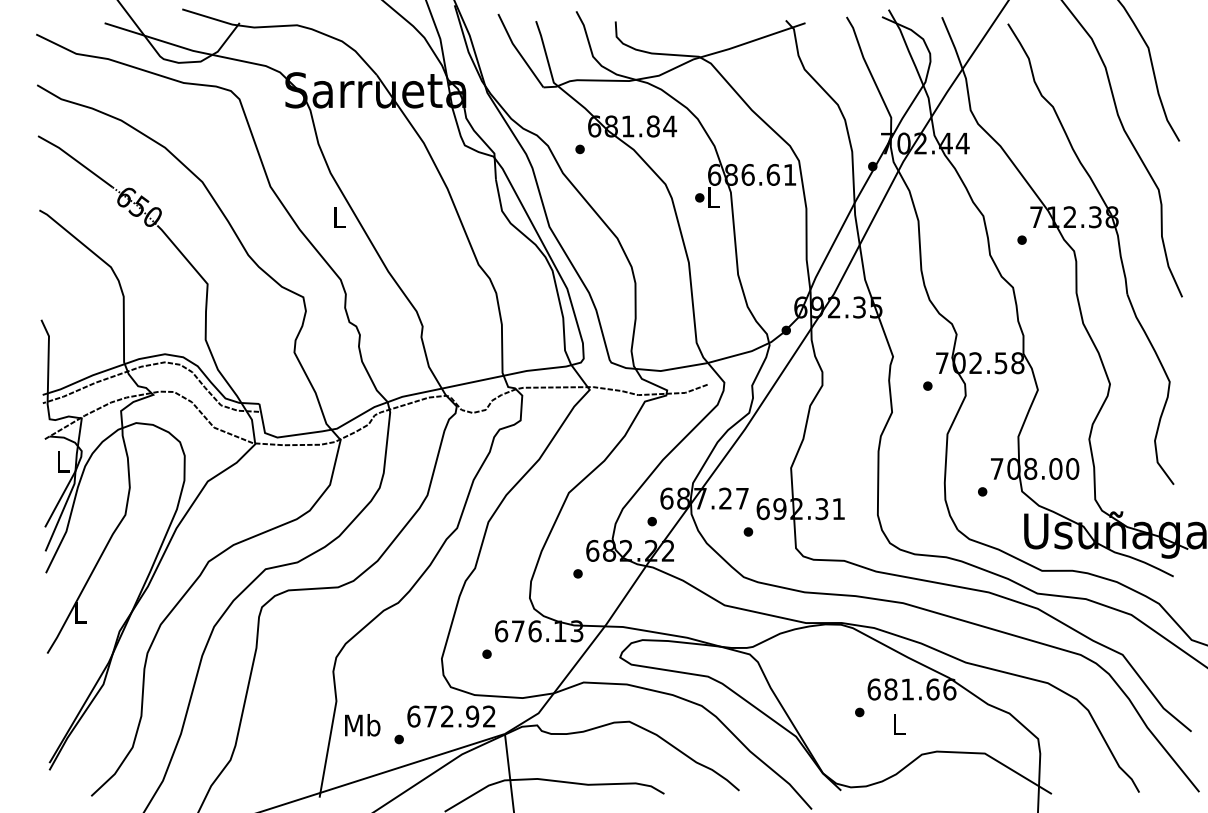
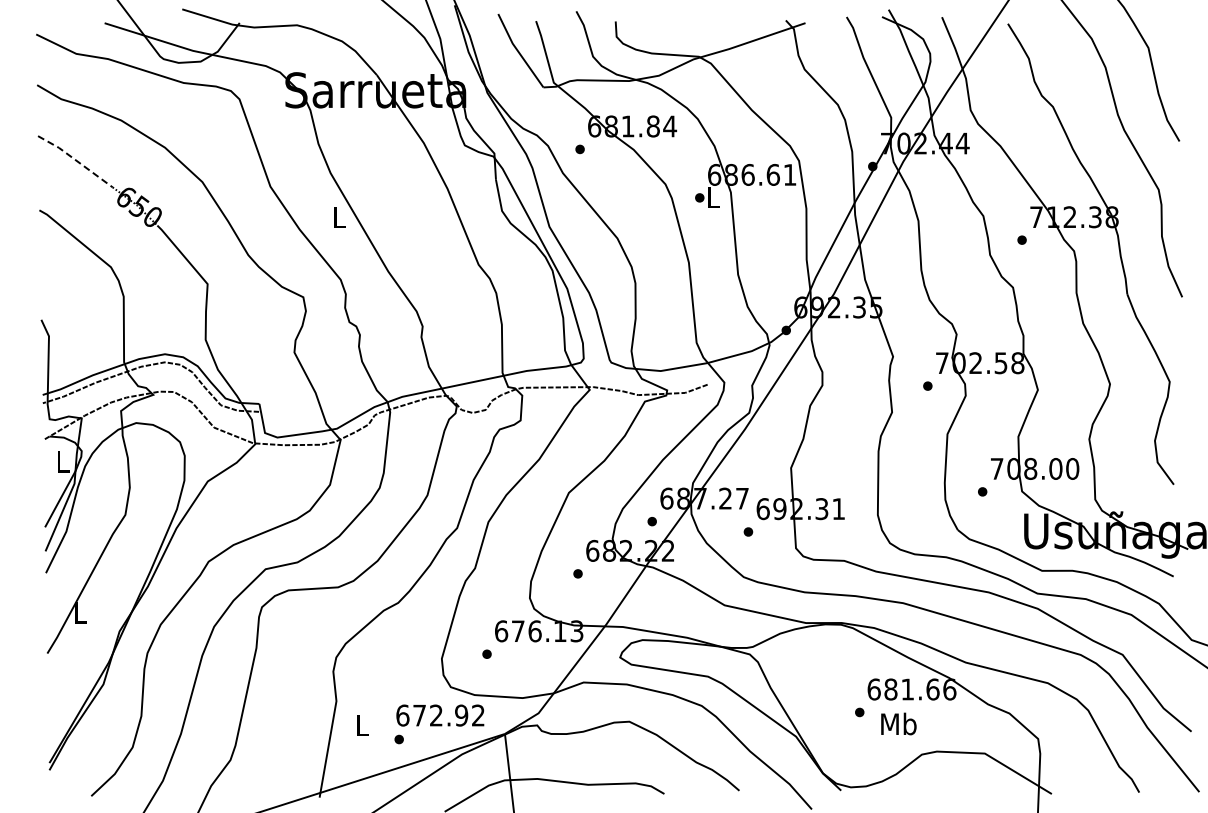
line: solid -> dashed (75, 160)
text position: (451, 716) -> (440, 715) (440, 715)
text: L -> Mb (898, 723)
text: Mb -> L (362, 725)
